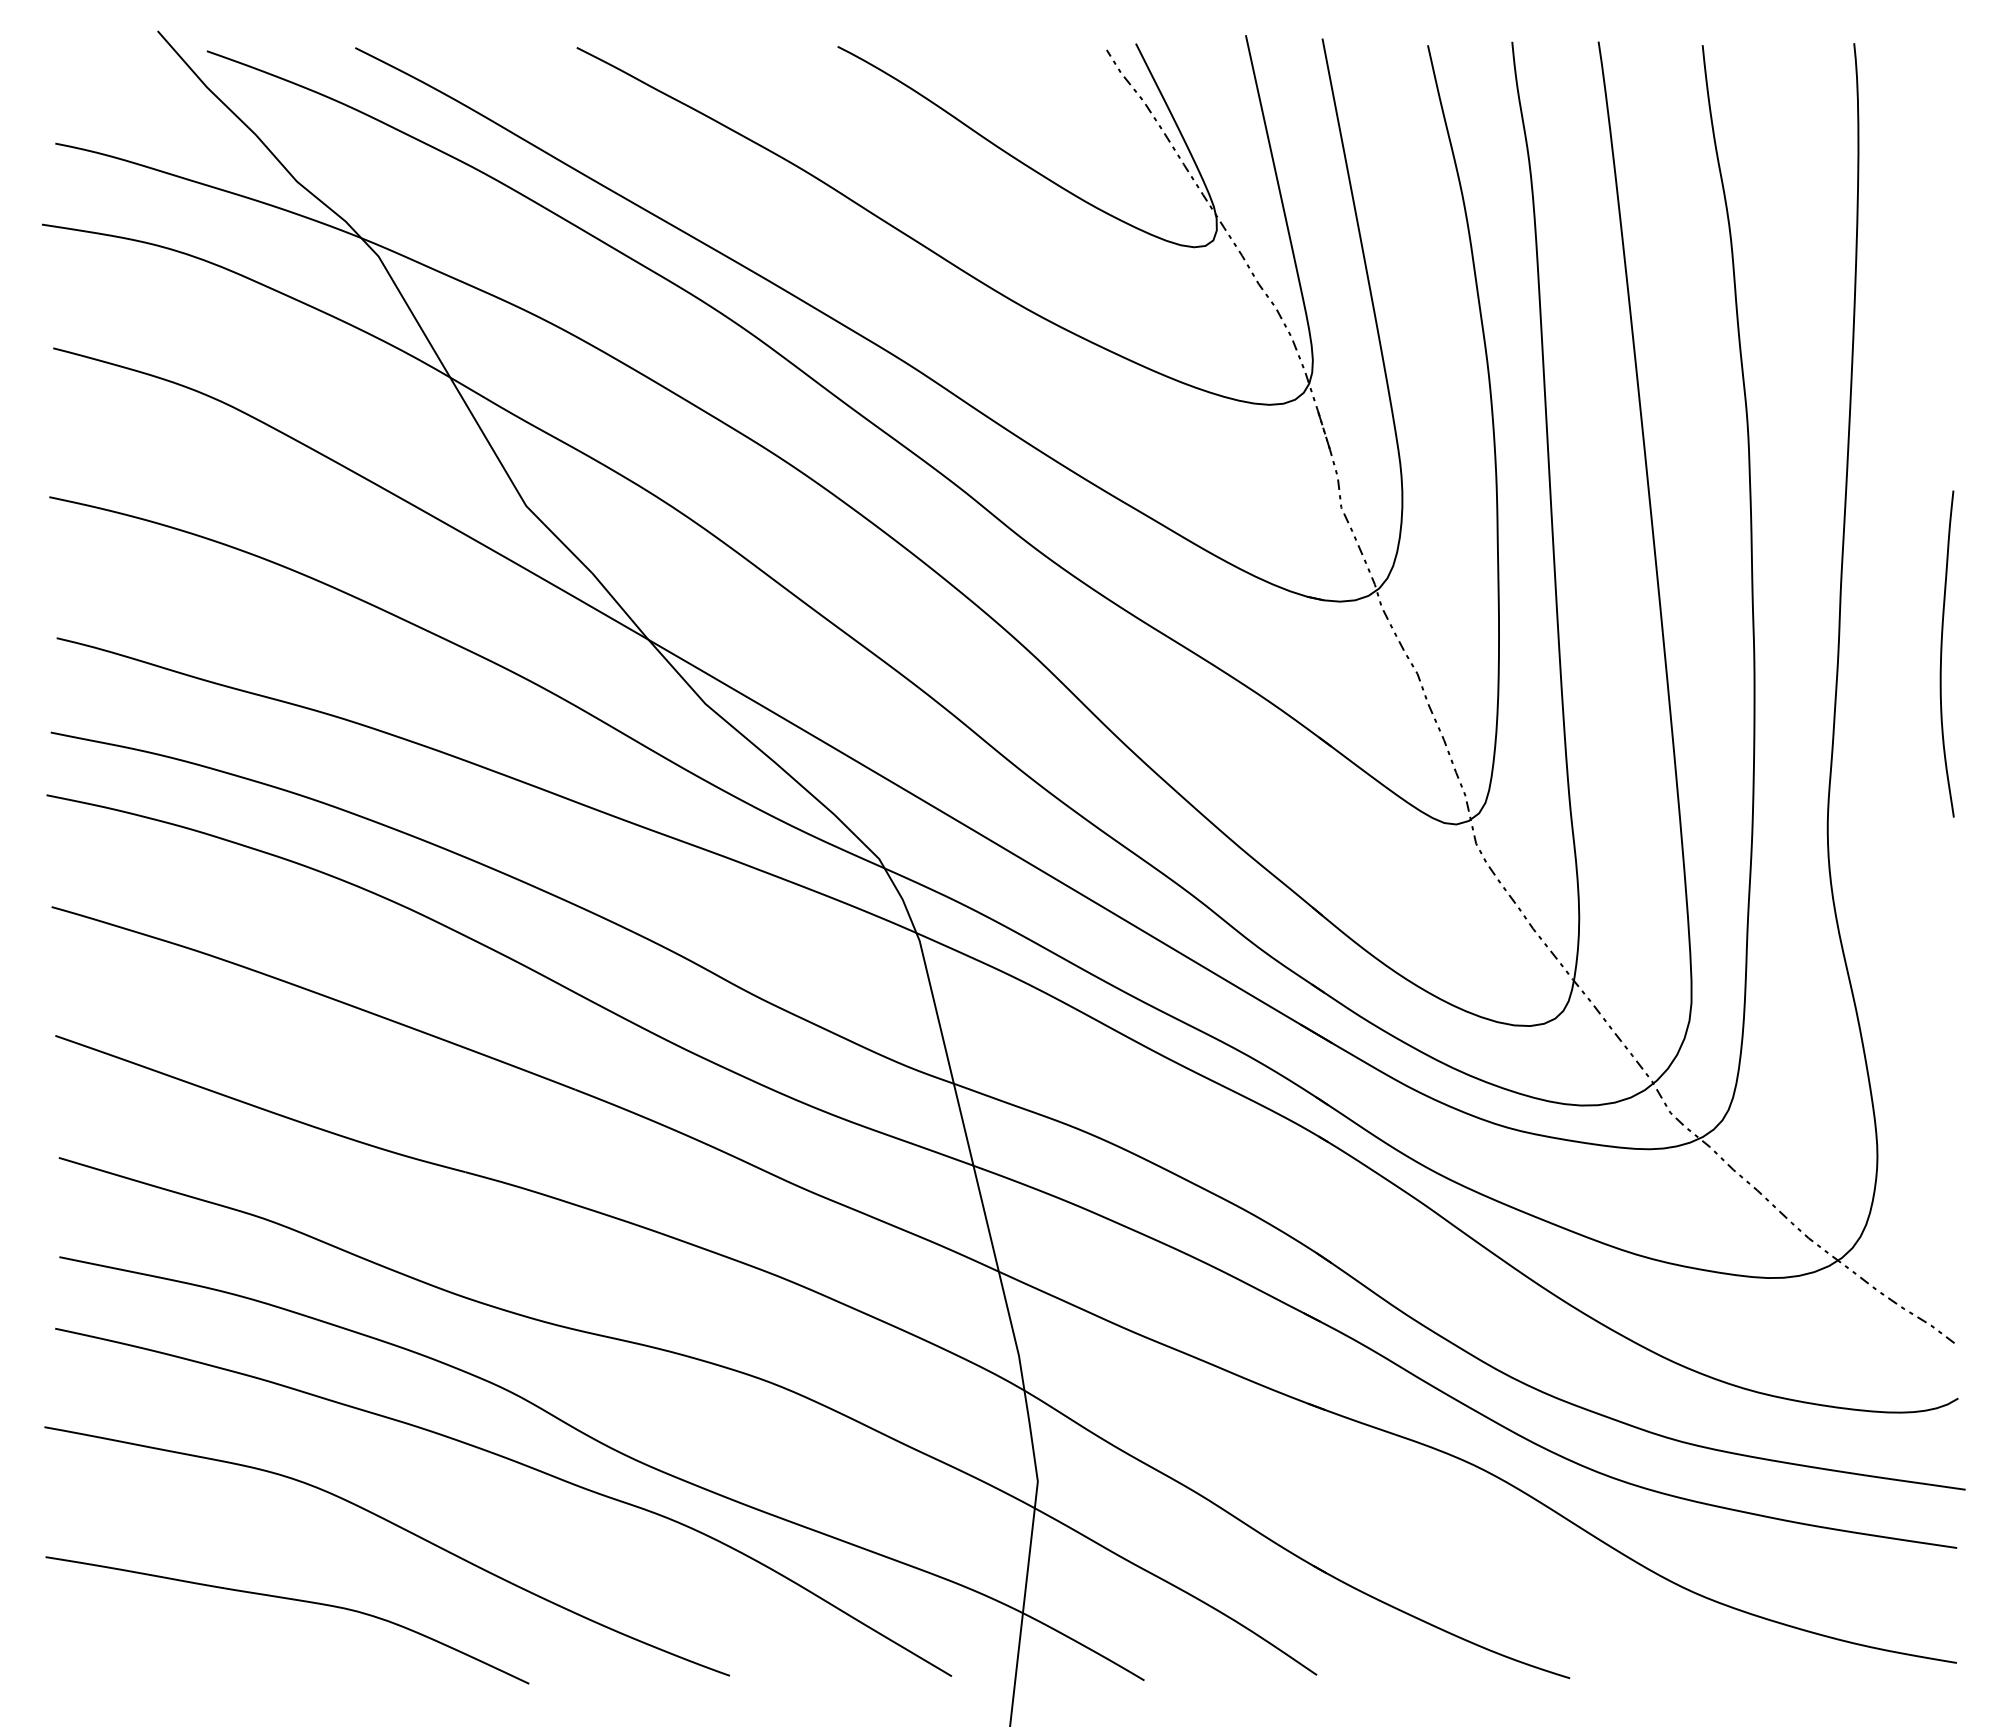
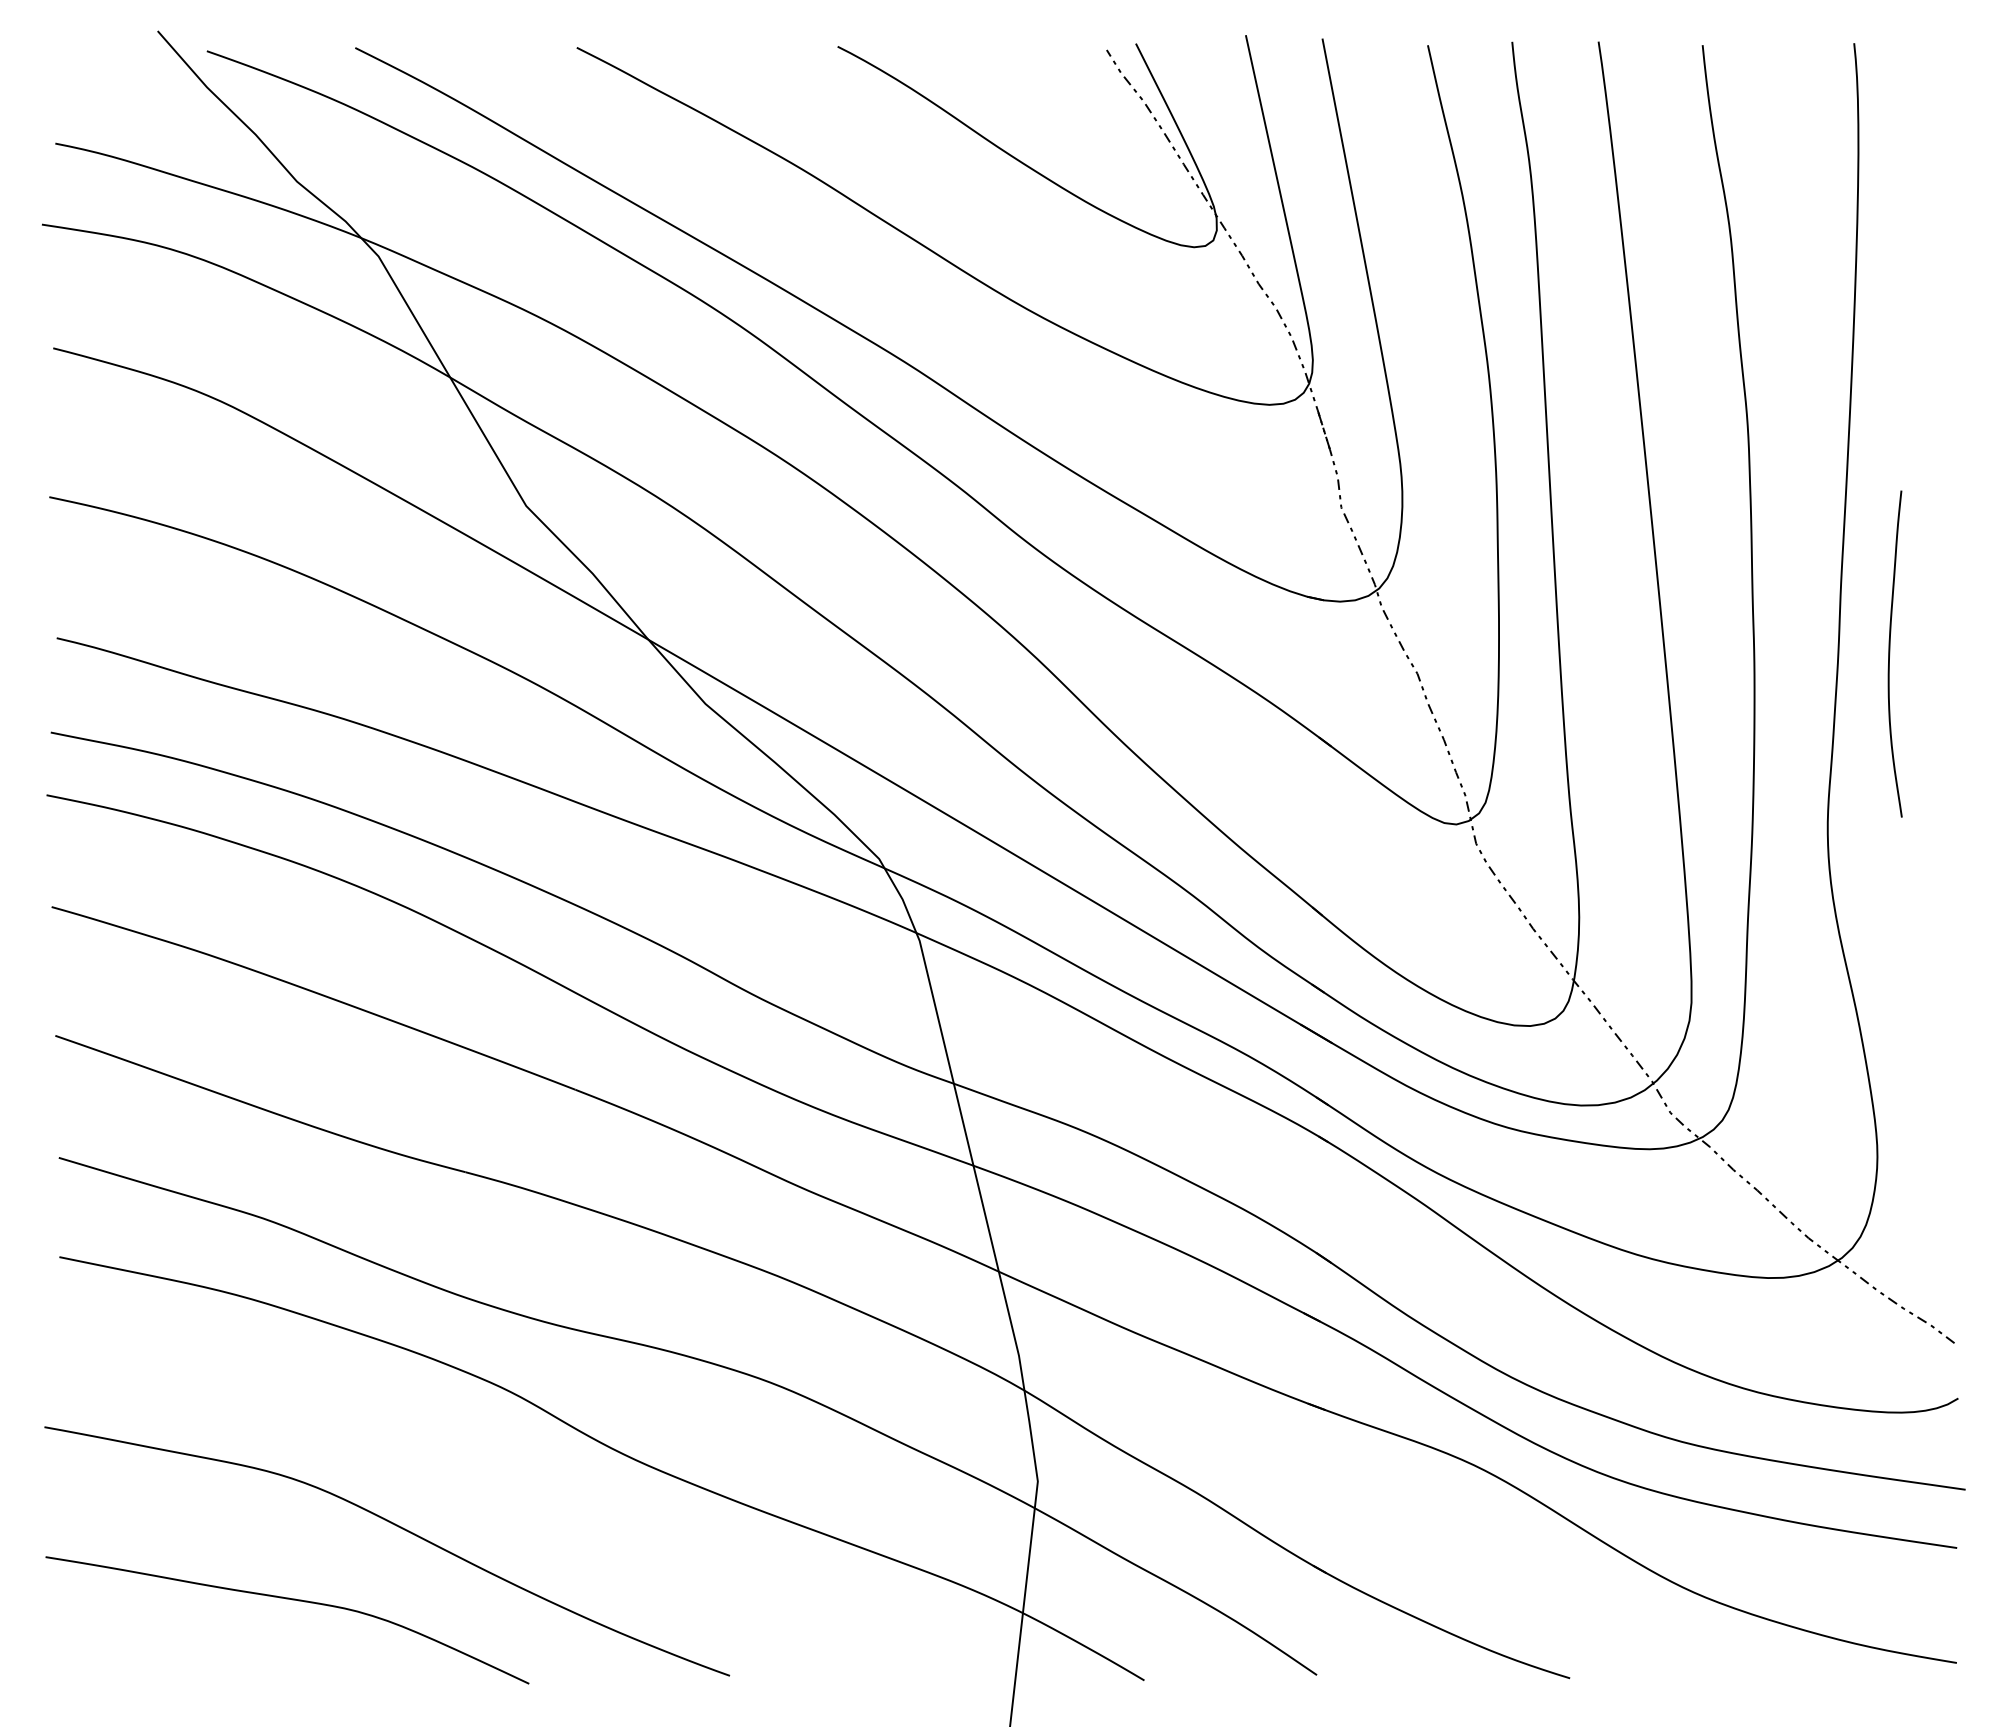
curve position: (1942, 653) -> (1890, 653) (1890, 653)
curve: present -> none (519, 1464)
